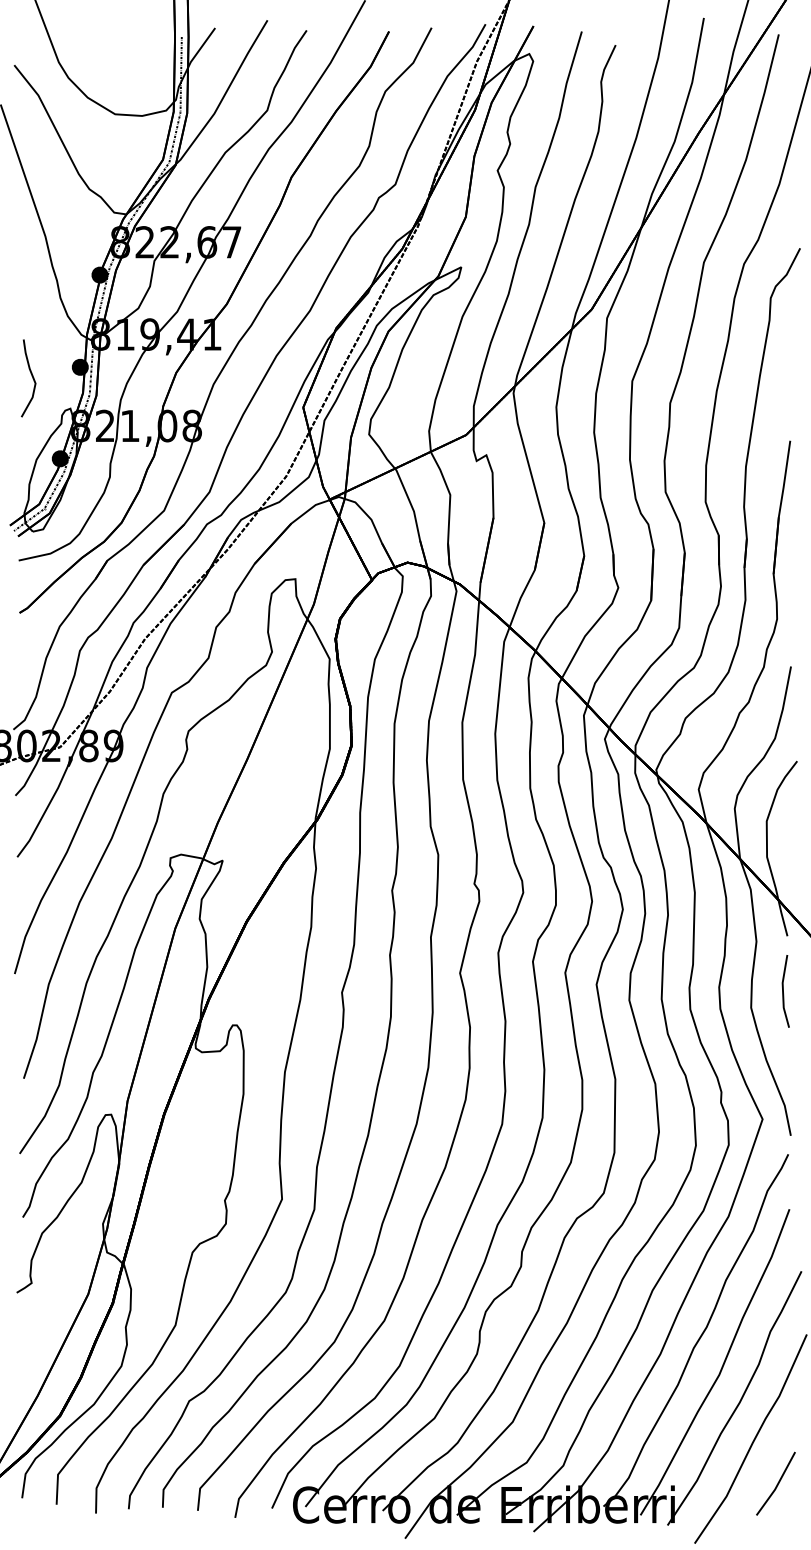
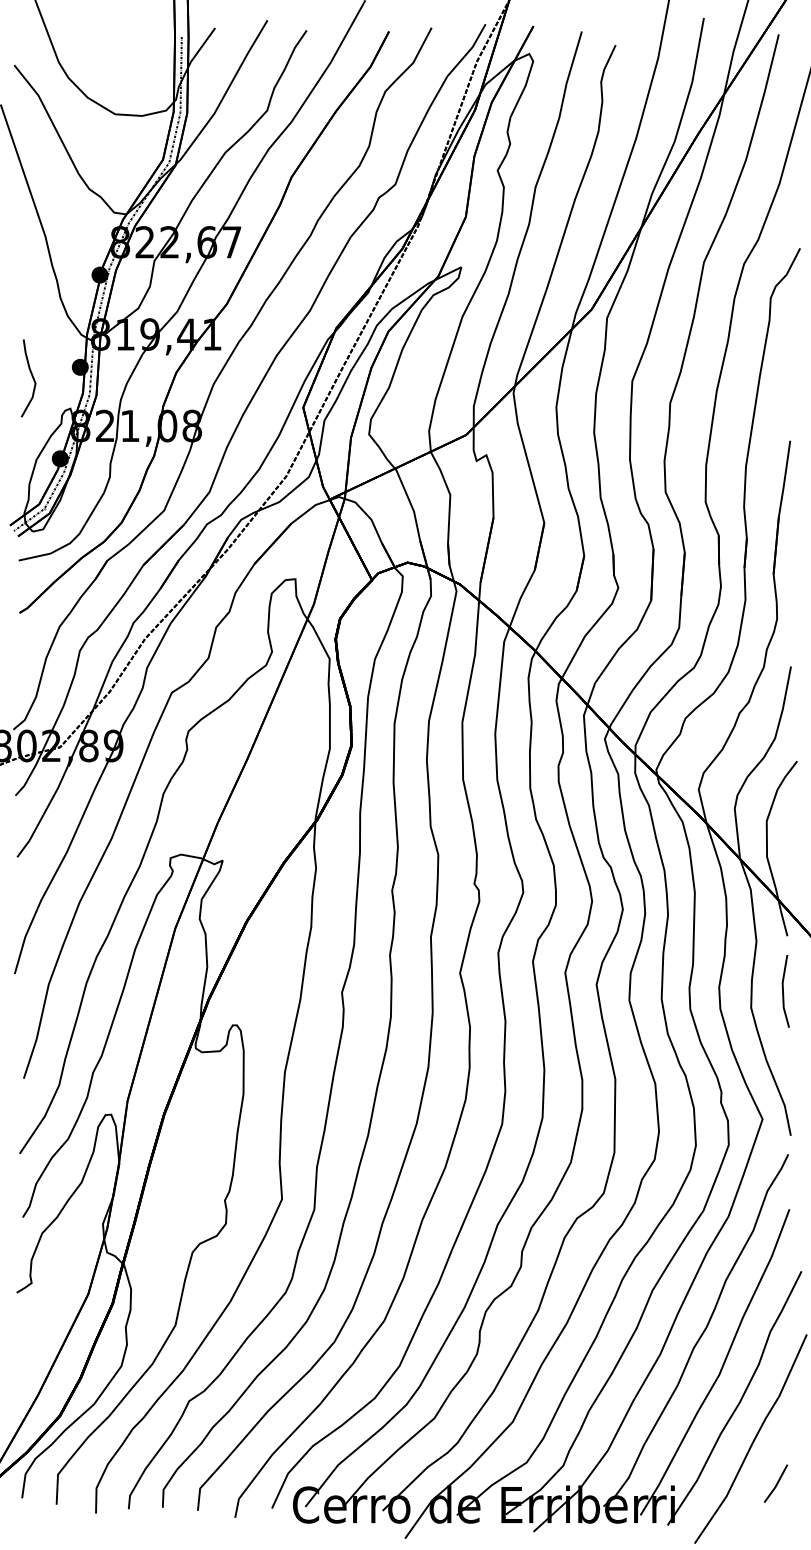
part size: 40x65 px -> 25x39 px (776, 1483)
